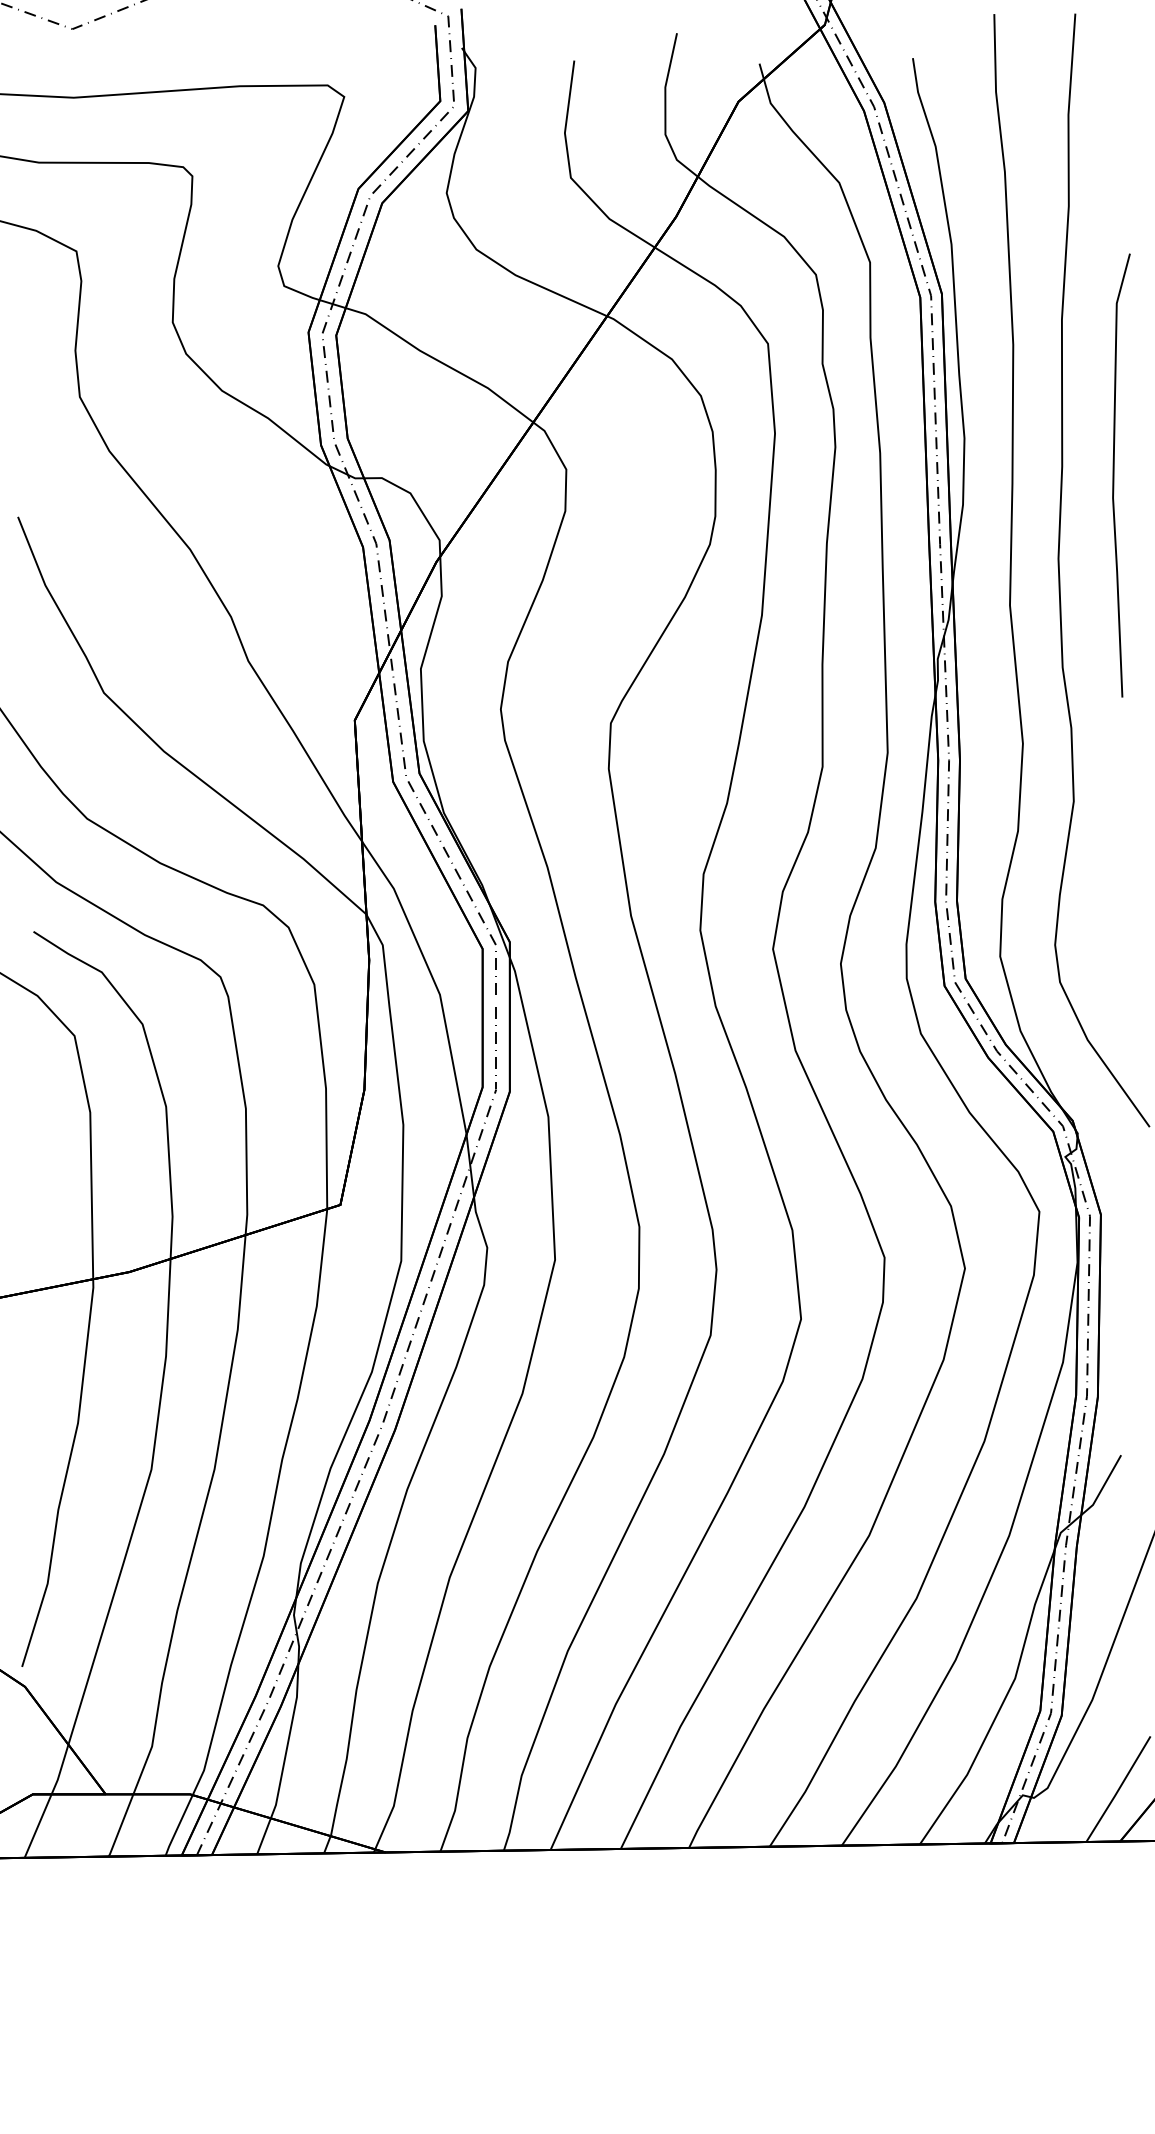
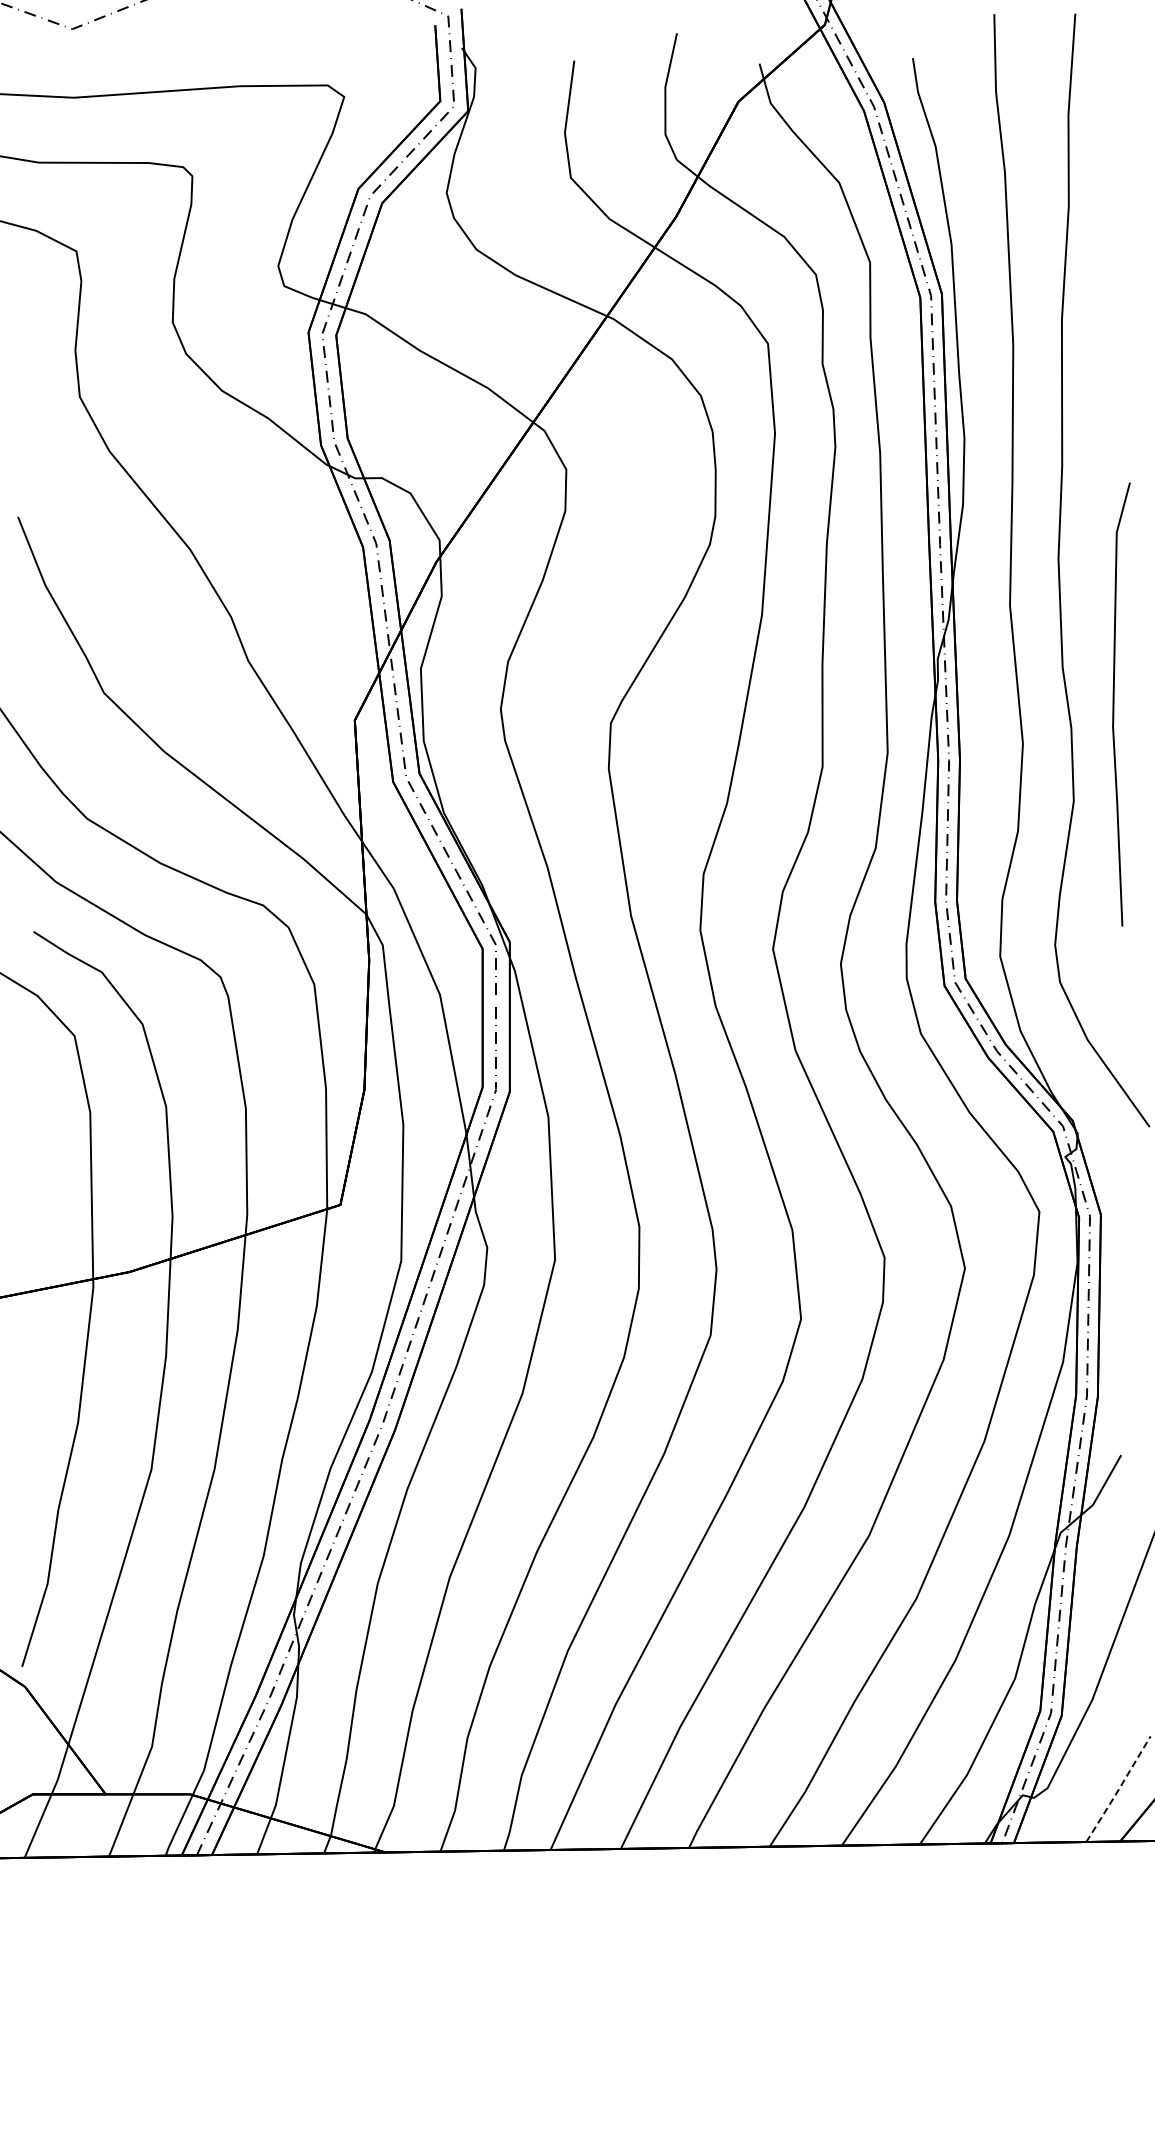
line position: (1114, 475) -> (1114, 704) (1114, 704)
line: solid -> dashed (1118, 1789)
